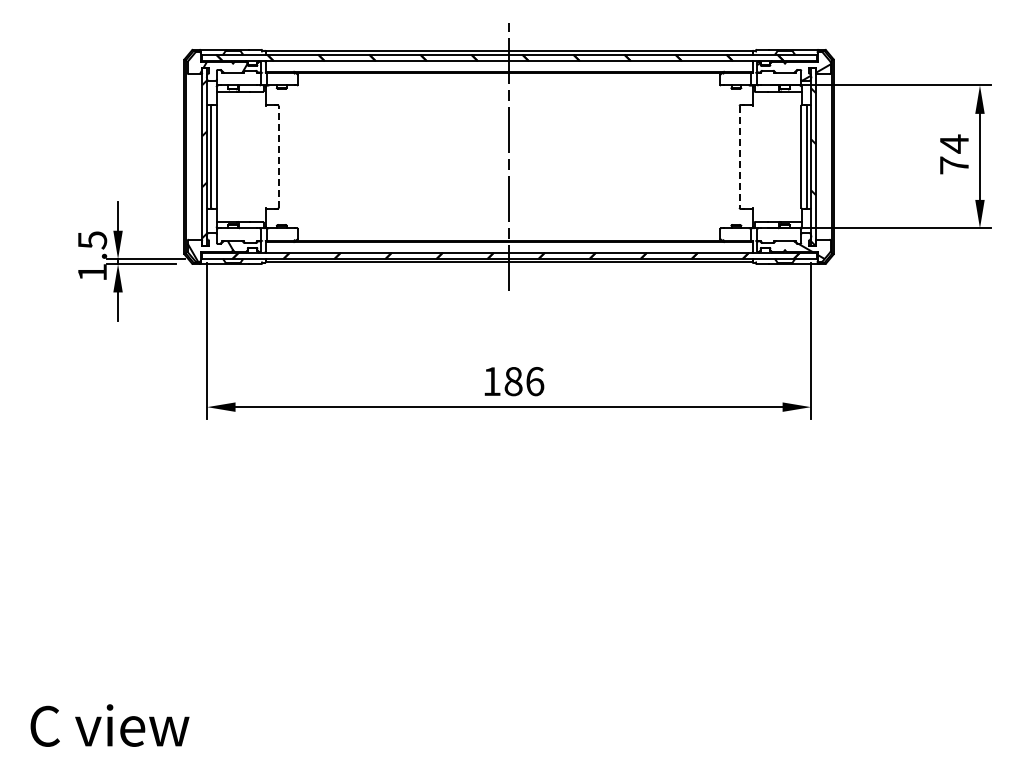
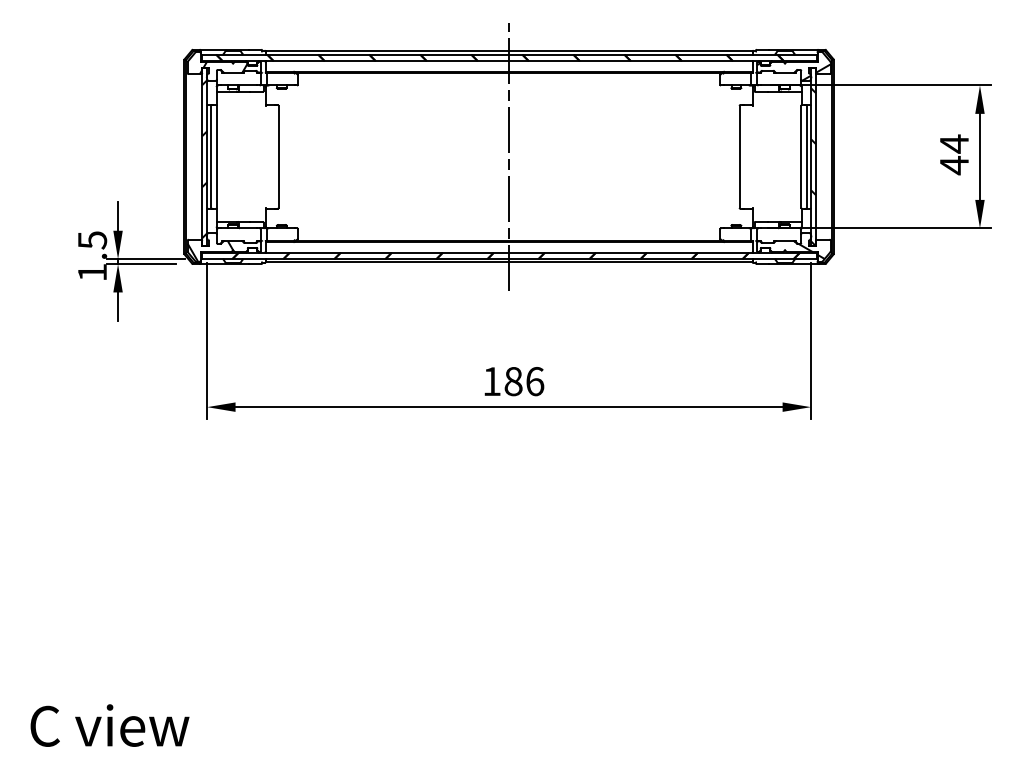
line: dashed -> solid (278, 156)
line: dashed -> solid (739, 156)
text: 74 -> 44 (954, 165)
